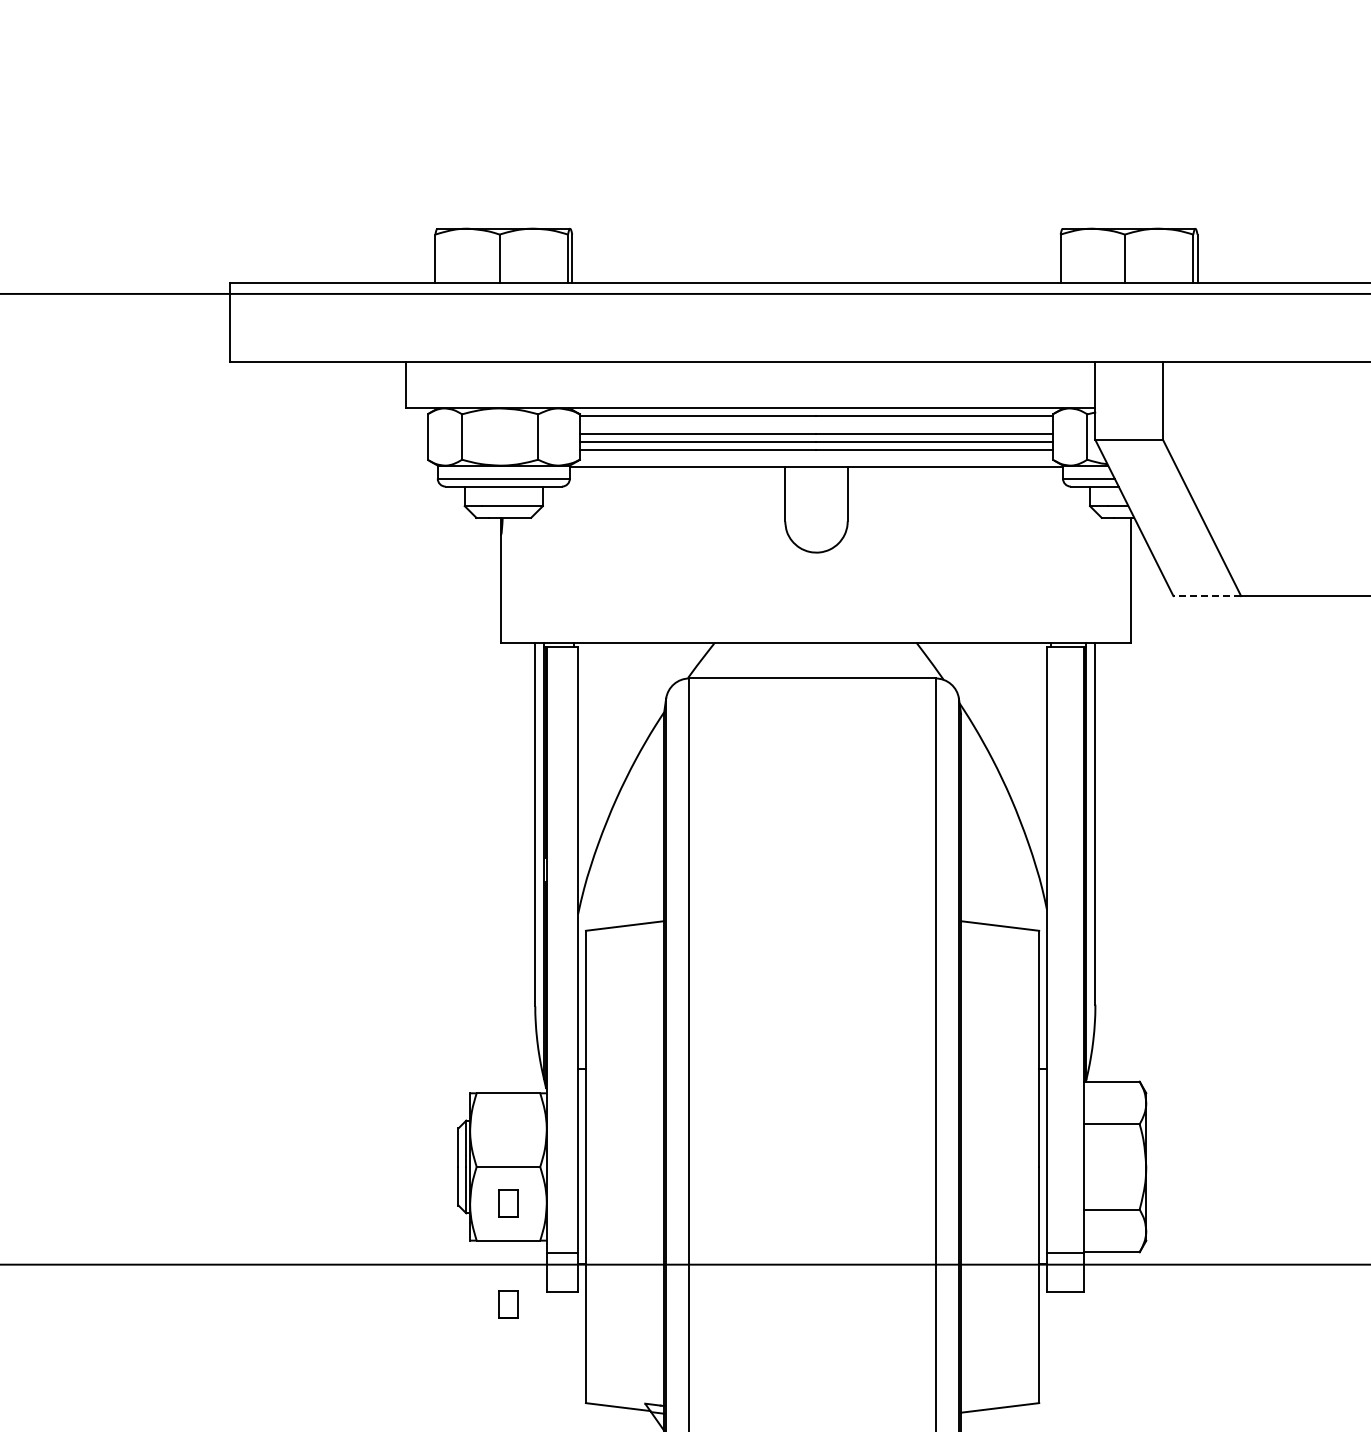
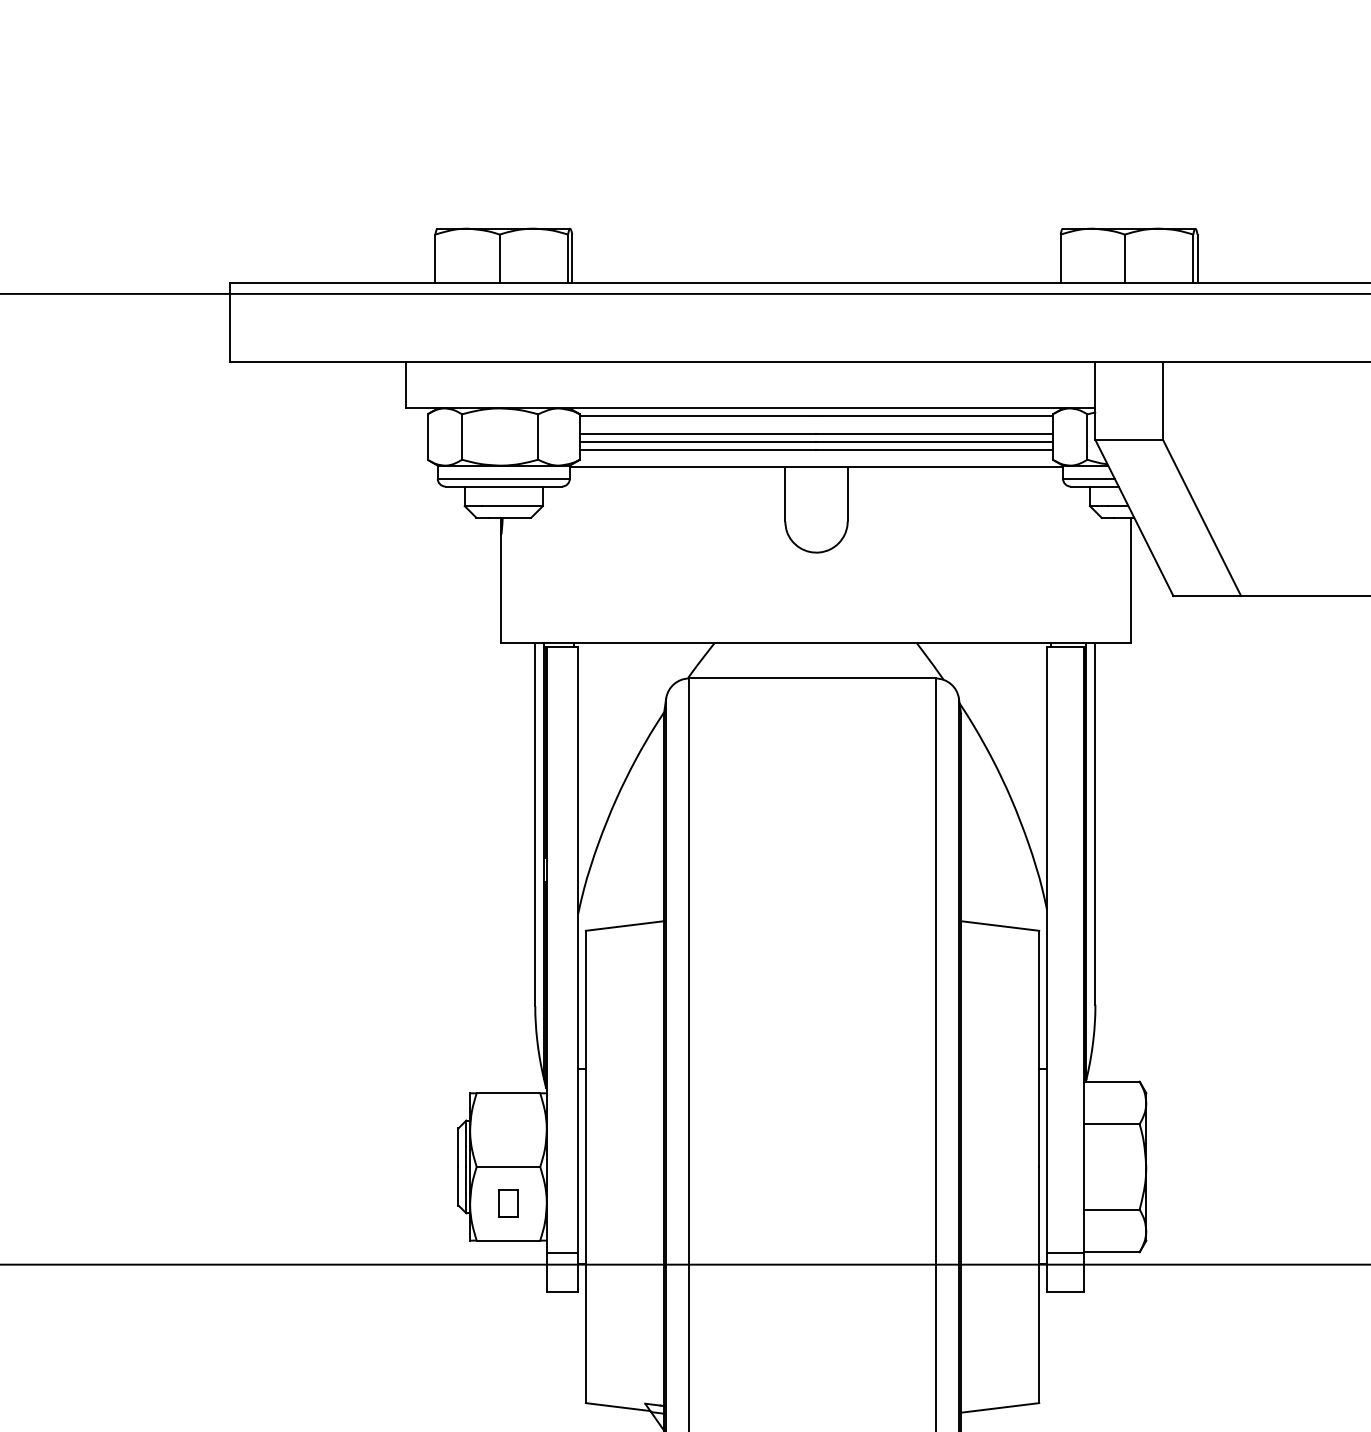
line: dashed -> solid (1207, 596)
part: present -> none (508, 1304)
